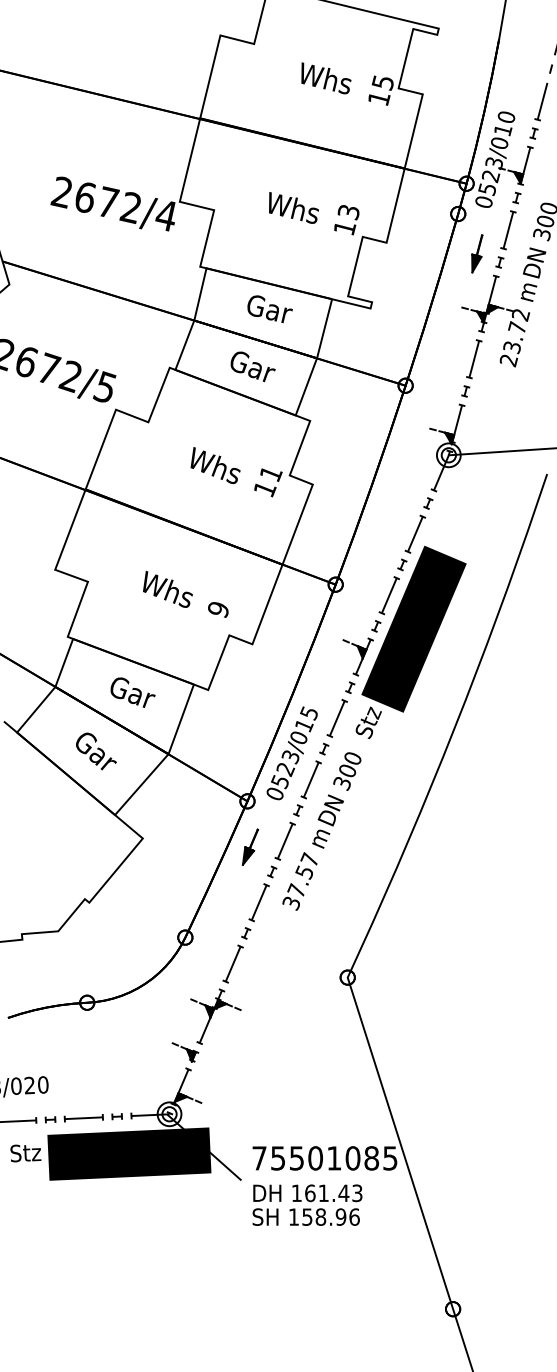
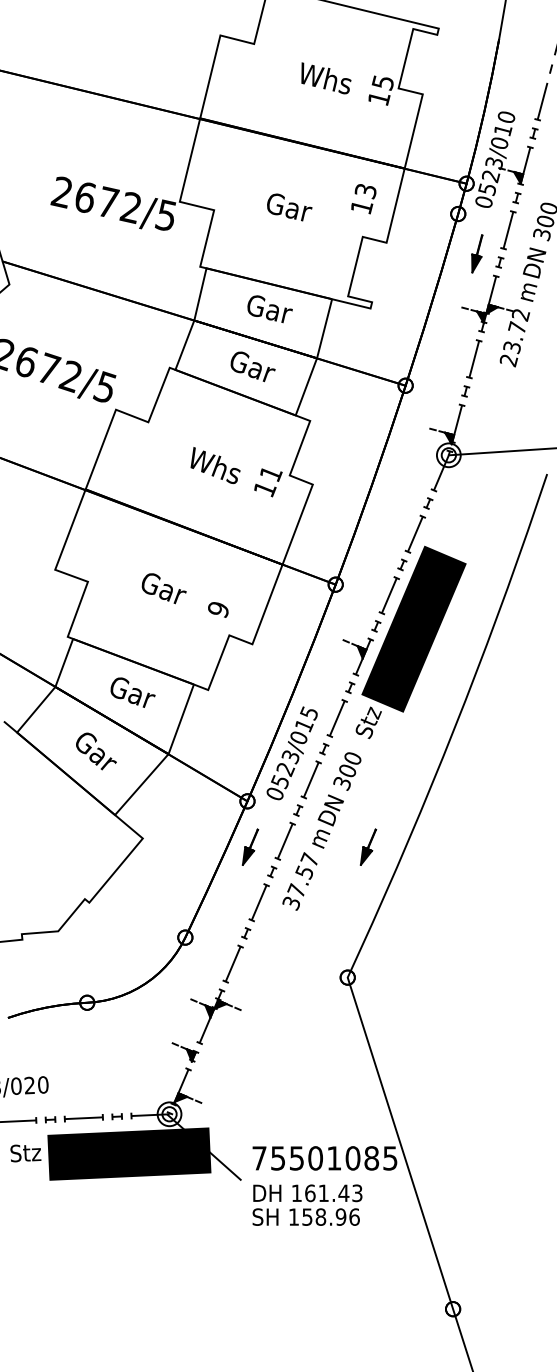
text: Whs -> Gar (292, 207)
text: 2672/4 -> 2672/5 (165, 215)
text position: (346, 220) -> (363, 199) (363, 199)
text: Whs -> Gar (166, 588)
part: none -> present (368, 846)
